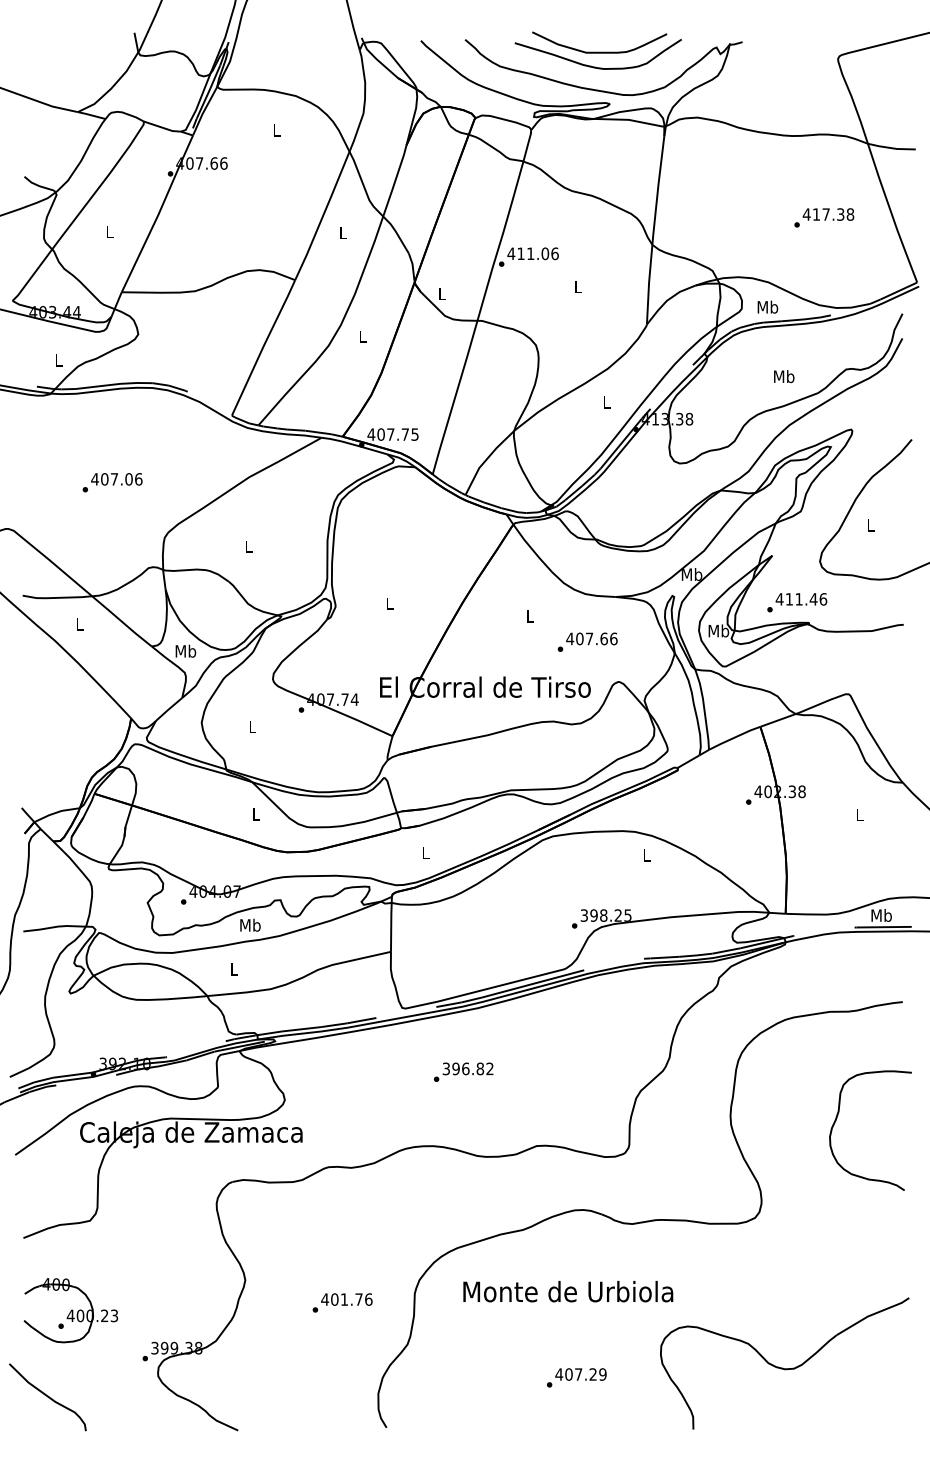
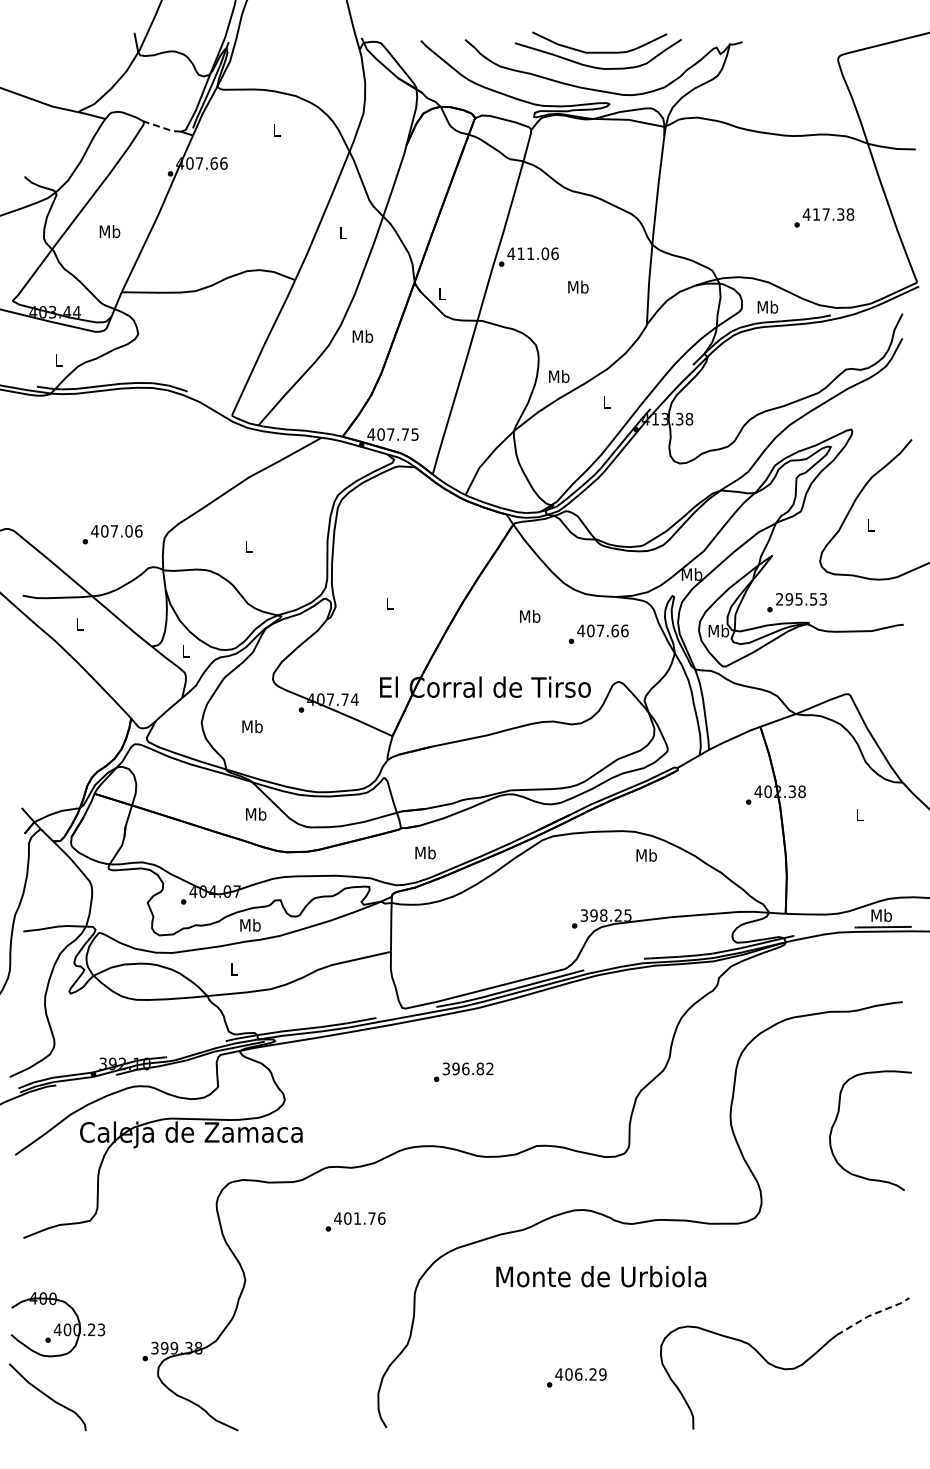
line: solid -> dashed (162, 127)
text: L -> Mb (109, 231)
text: L -> Mb (578, 286)
text: L -> Mb (362, 336)
text position: (784, 376) -> (559, 376) (559, 376)
text position: (112, 482) -> (112, 534) (112, 534)
text: 411.46 -> 295.53 (801, 599)
text: L -> Mb (530, 615)
text position: (587, 641) -> (598, 633) (598, 633)
text: Mb -> L (185, 650)
text: L -> Mb (252, 726)
text: L -> Mb (256, 813)
text: L -> Mb (425, 852)
text: L -> Mb (646, 854)
text position: (568, 1291) -> (601, 1276) (601, 1276)
text position: (342, 1302) -> (355, 1221) (355, 1221)
part position: (70, 1310) -> (57, 1324) (57, 1324)
line: solid -> dashed (872, 1314)
text: 407.29 -> 406.29 (578, 1374)
